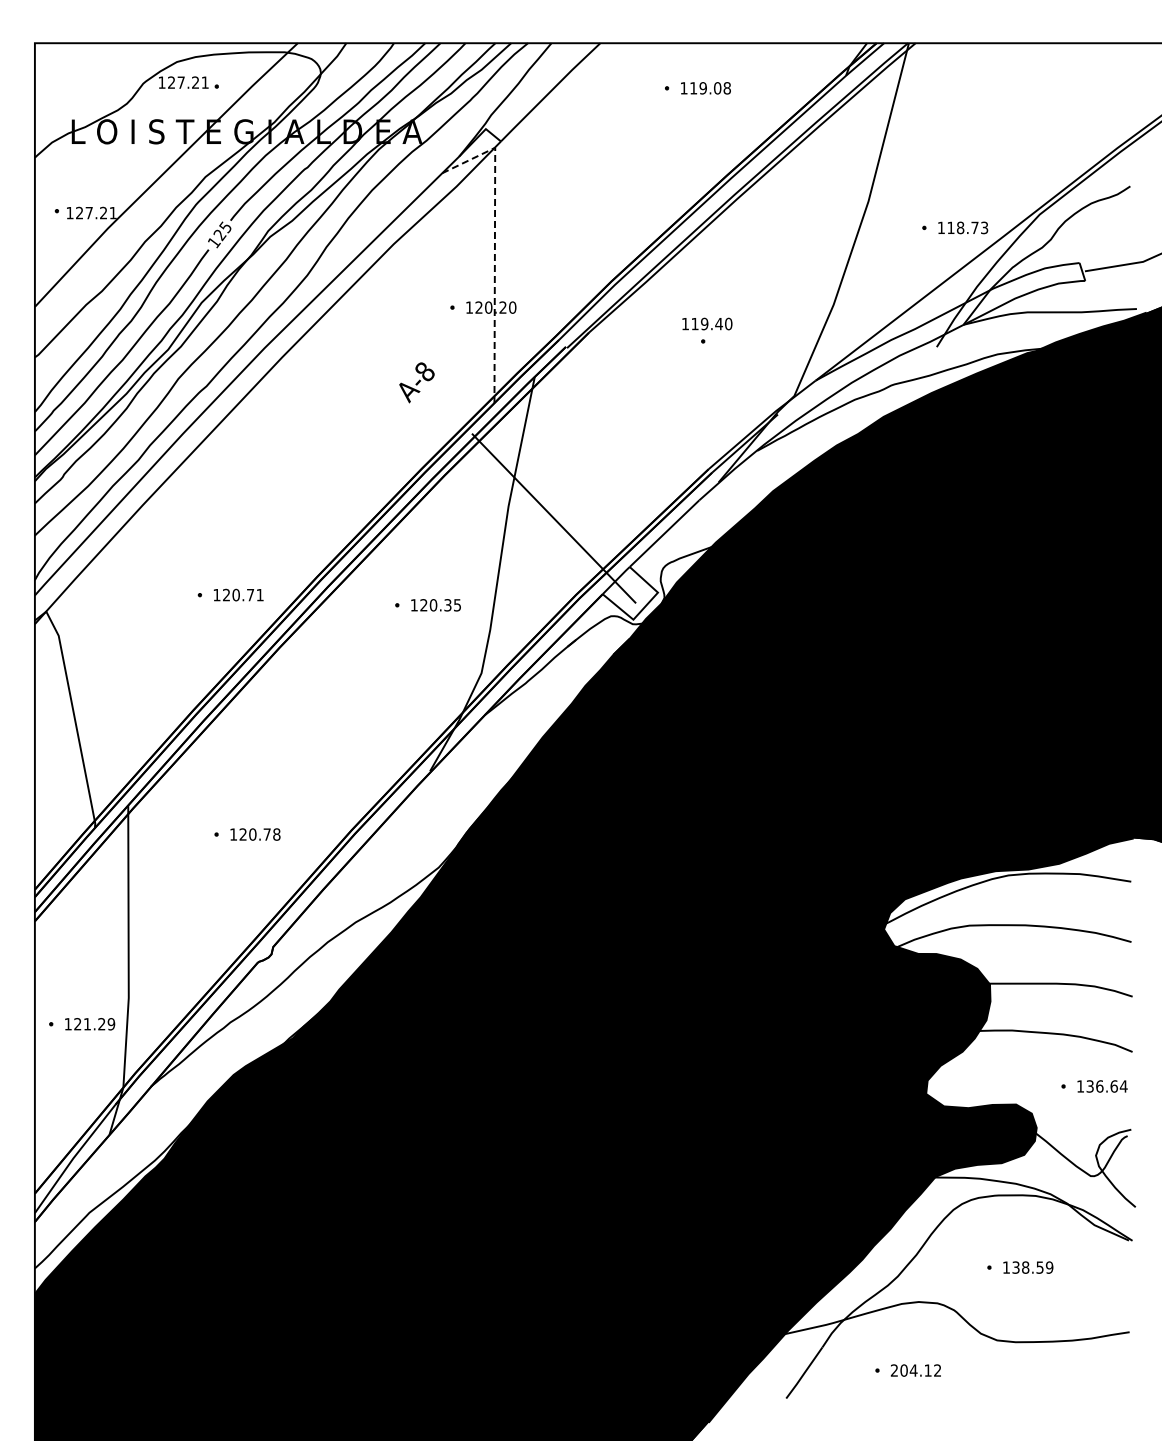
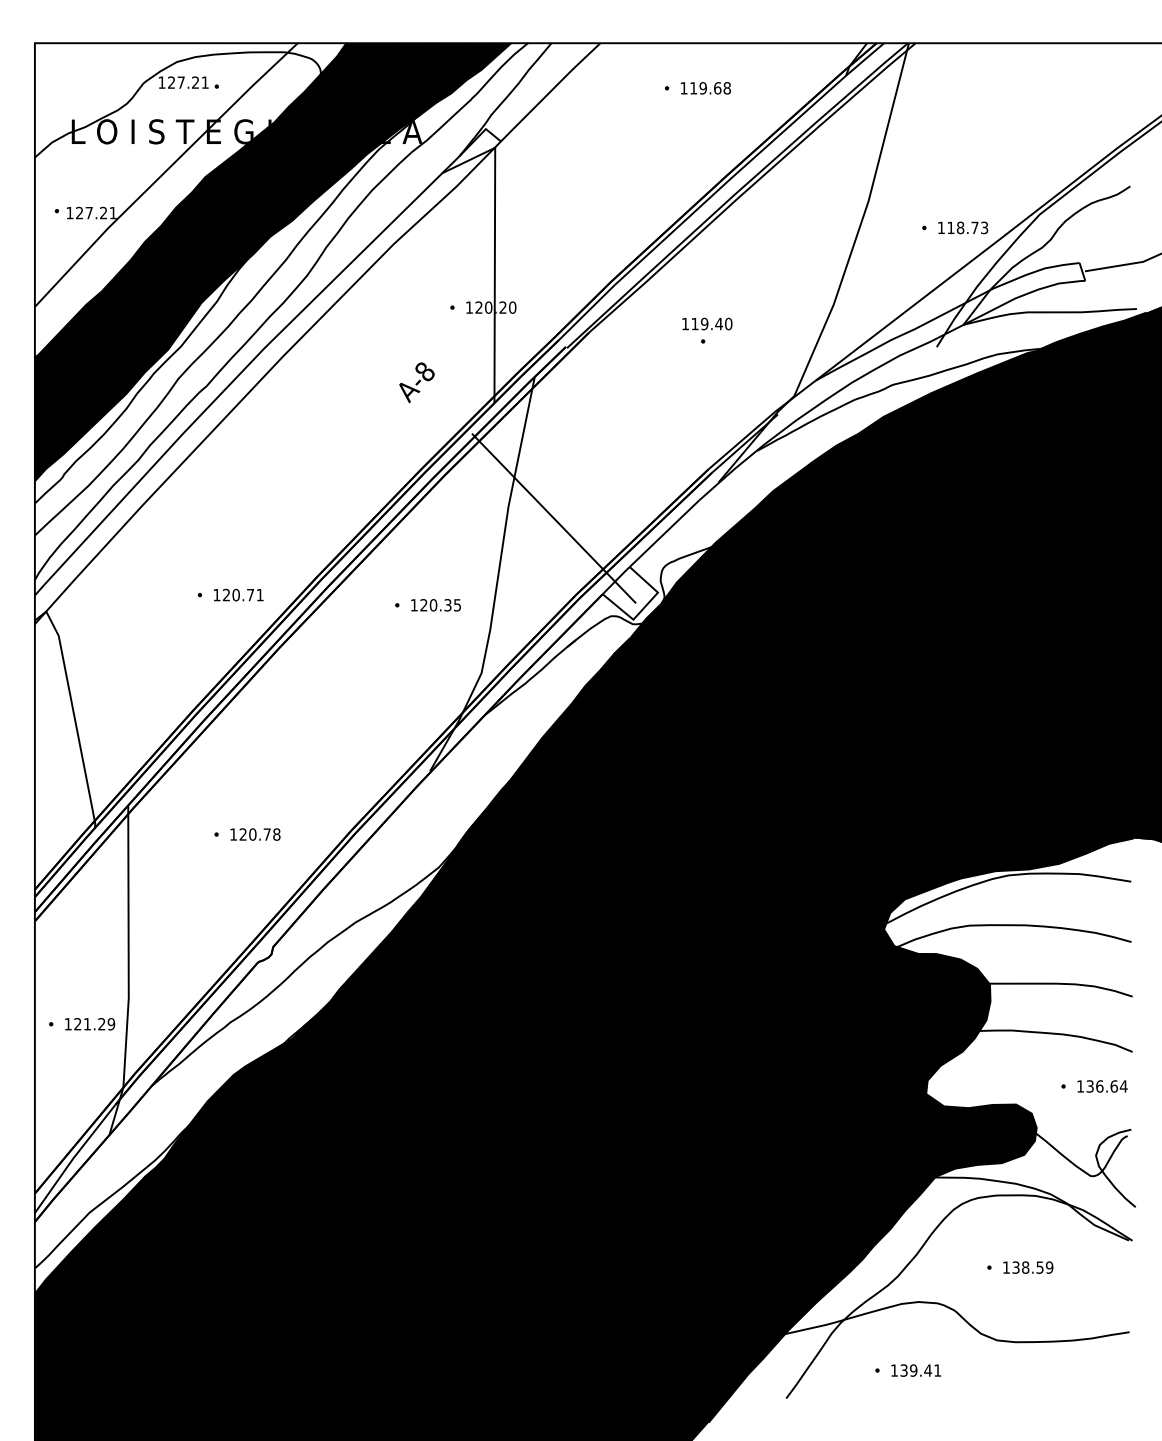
text: 119.08 -> 119.68 (717, 88)
line: dashed -> solid (494, 245)
fill: none -> present (272, 262)
text: 204.12 -> 139.41 (915, 1370)
